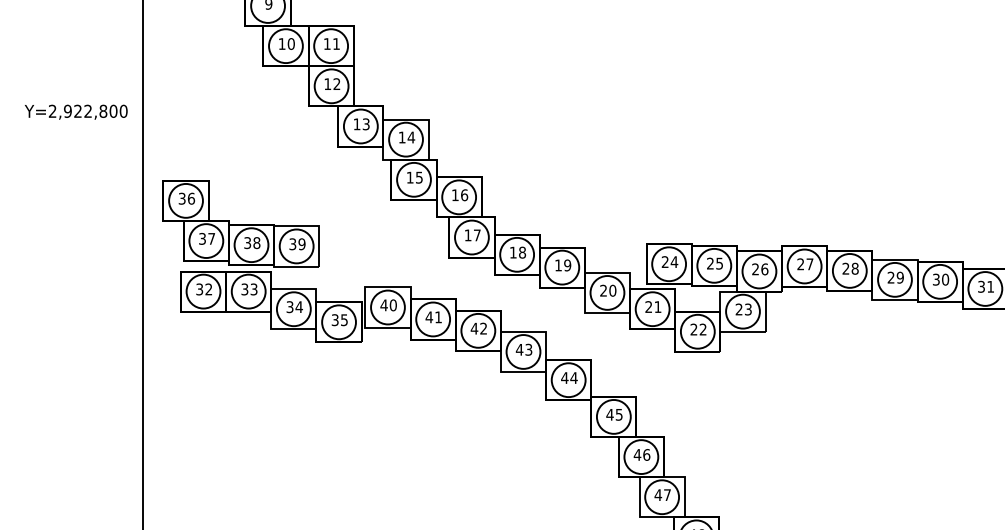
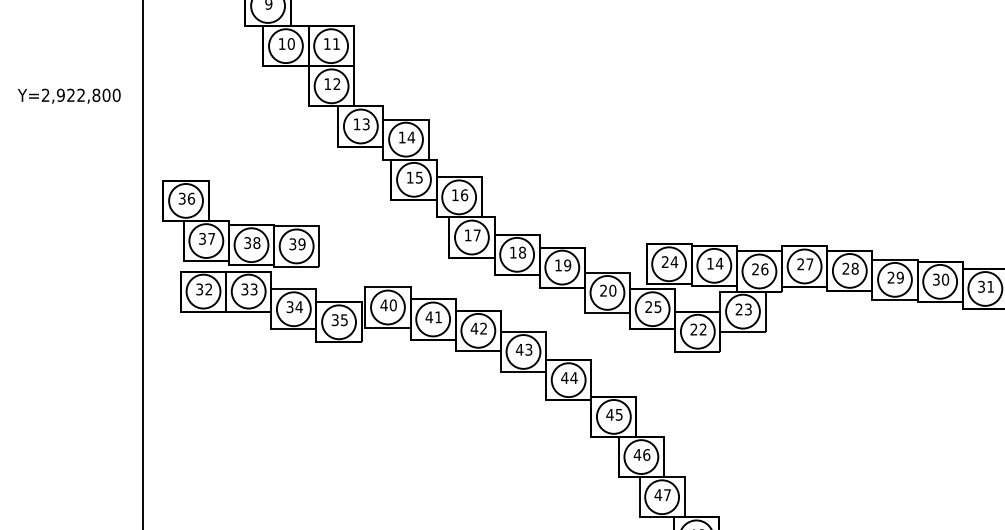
text position: (76, 111) -> (69, 95) (69, 95)
text: 25 -> 14 (715, 263)
text: 21 -> 25 (657, 307)
